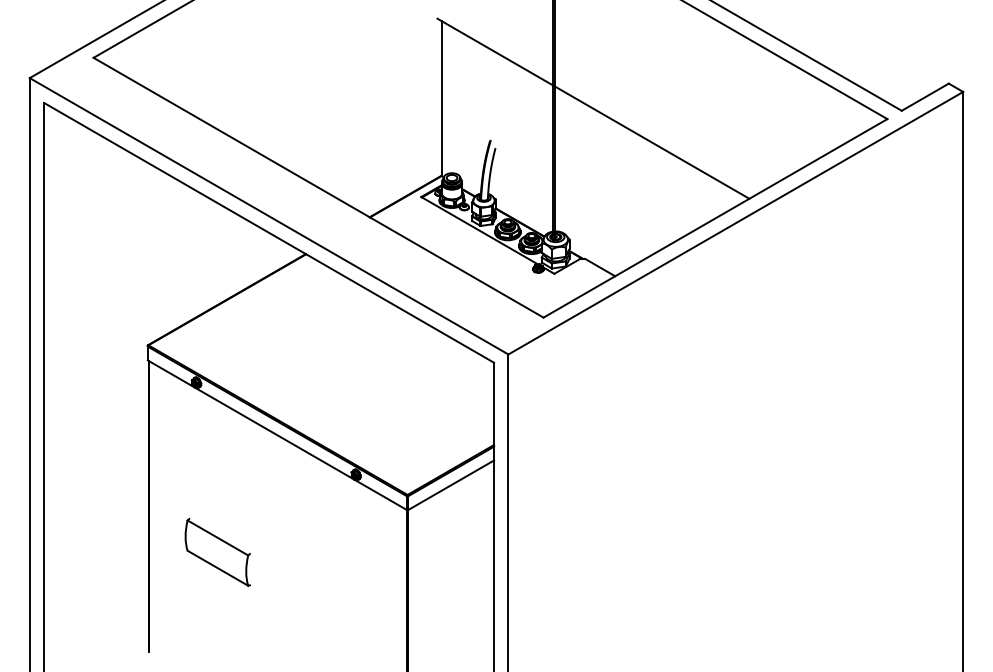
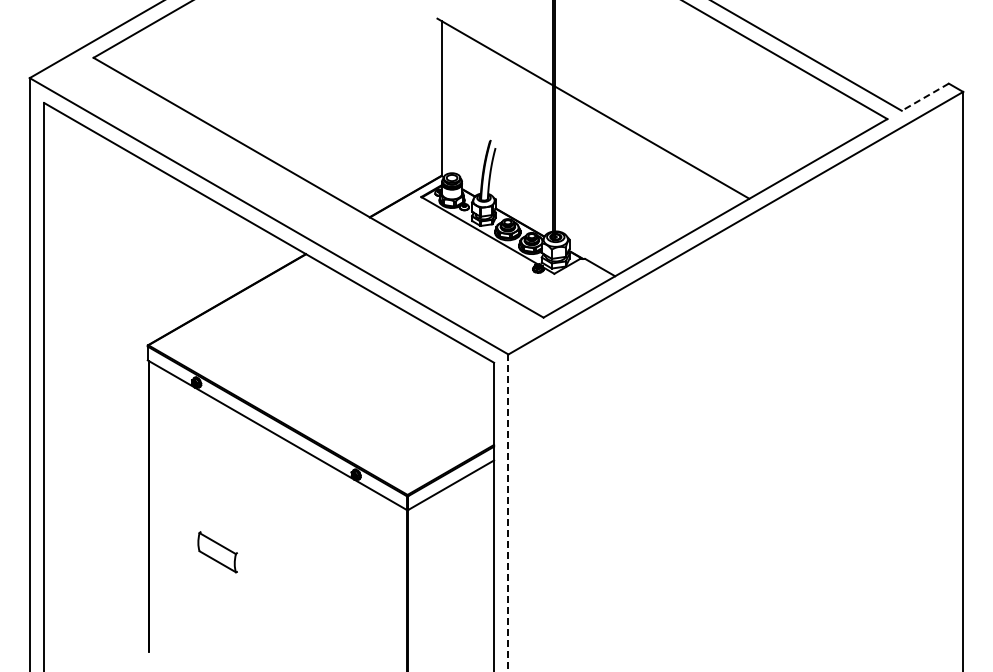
line: solid -> dashed (924, 97)
line: solid -> dashed (508, 512)
part size: 67x70 px -> 41x43 px (217, 552)
